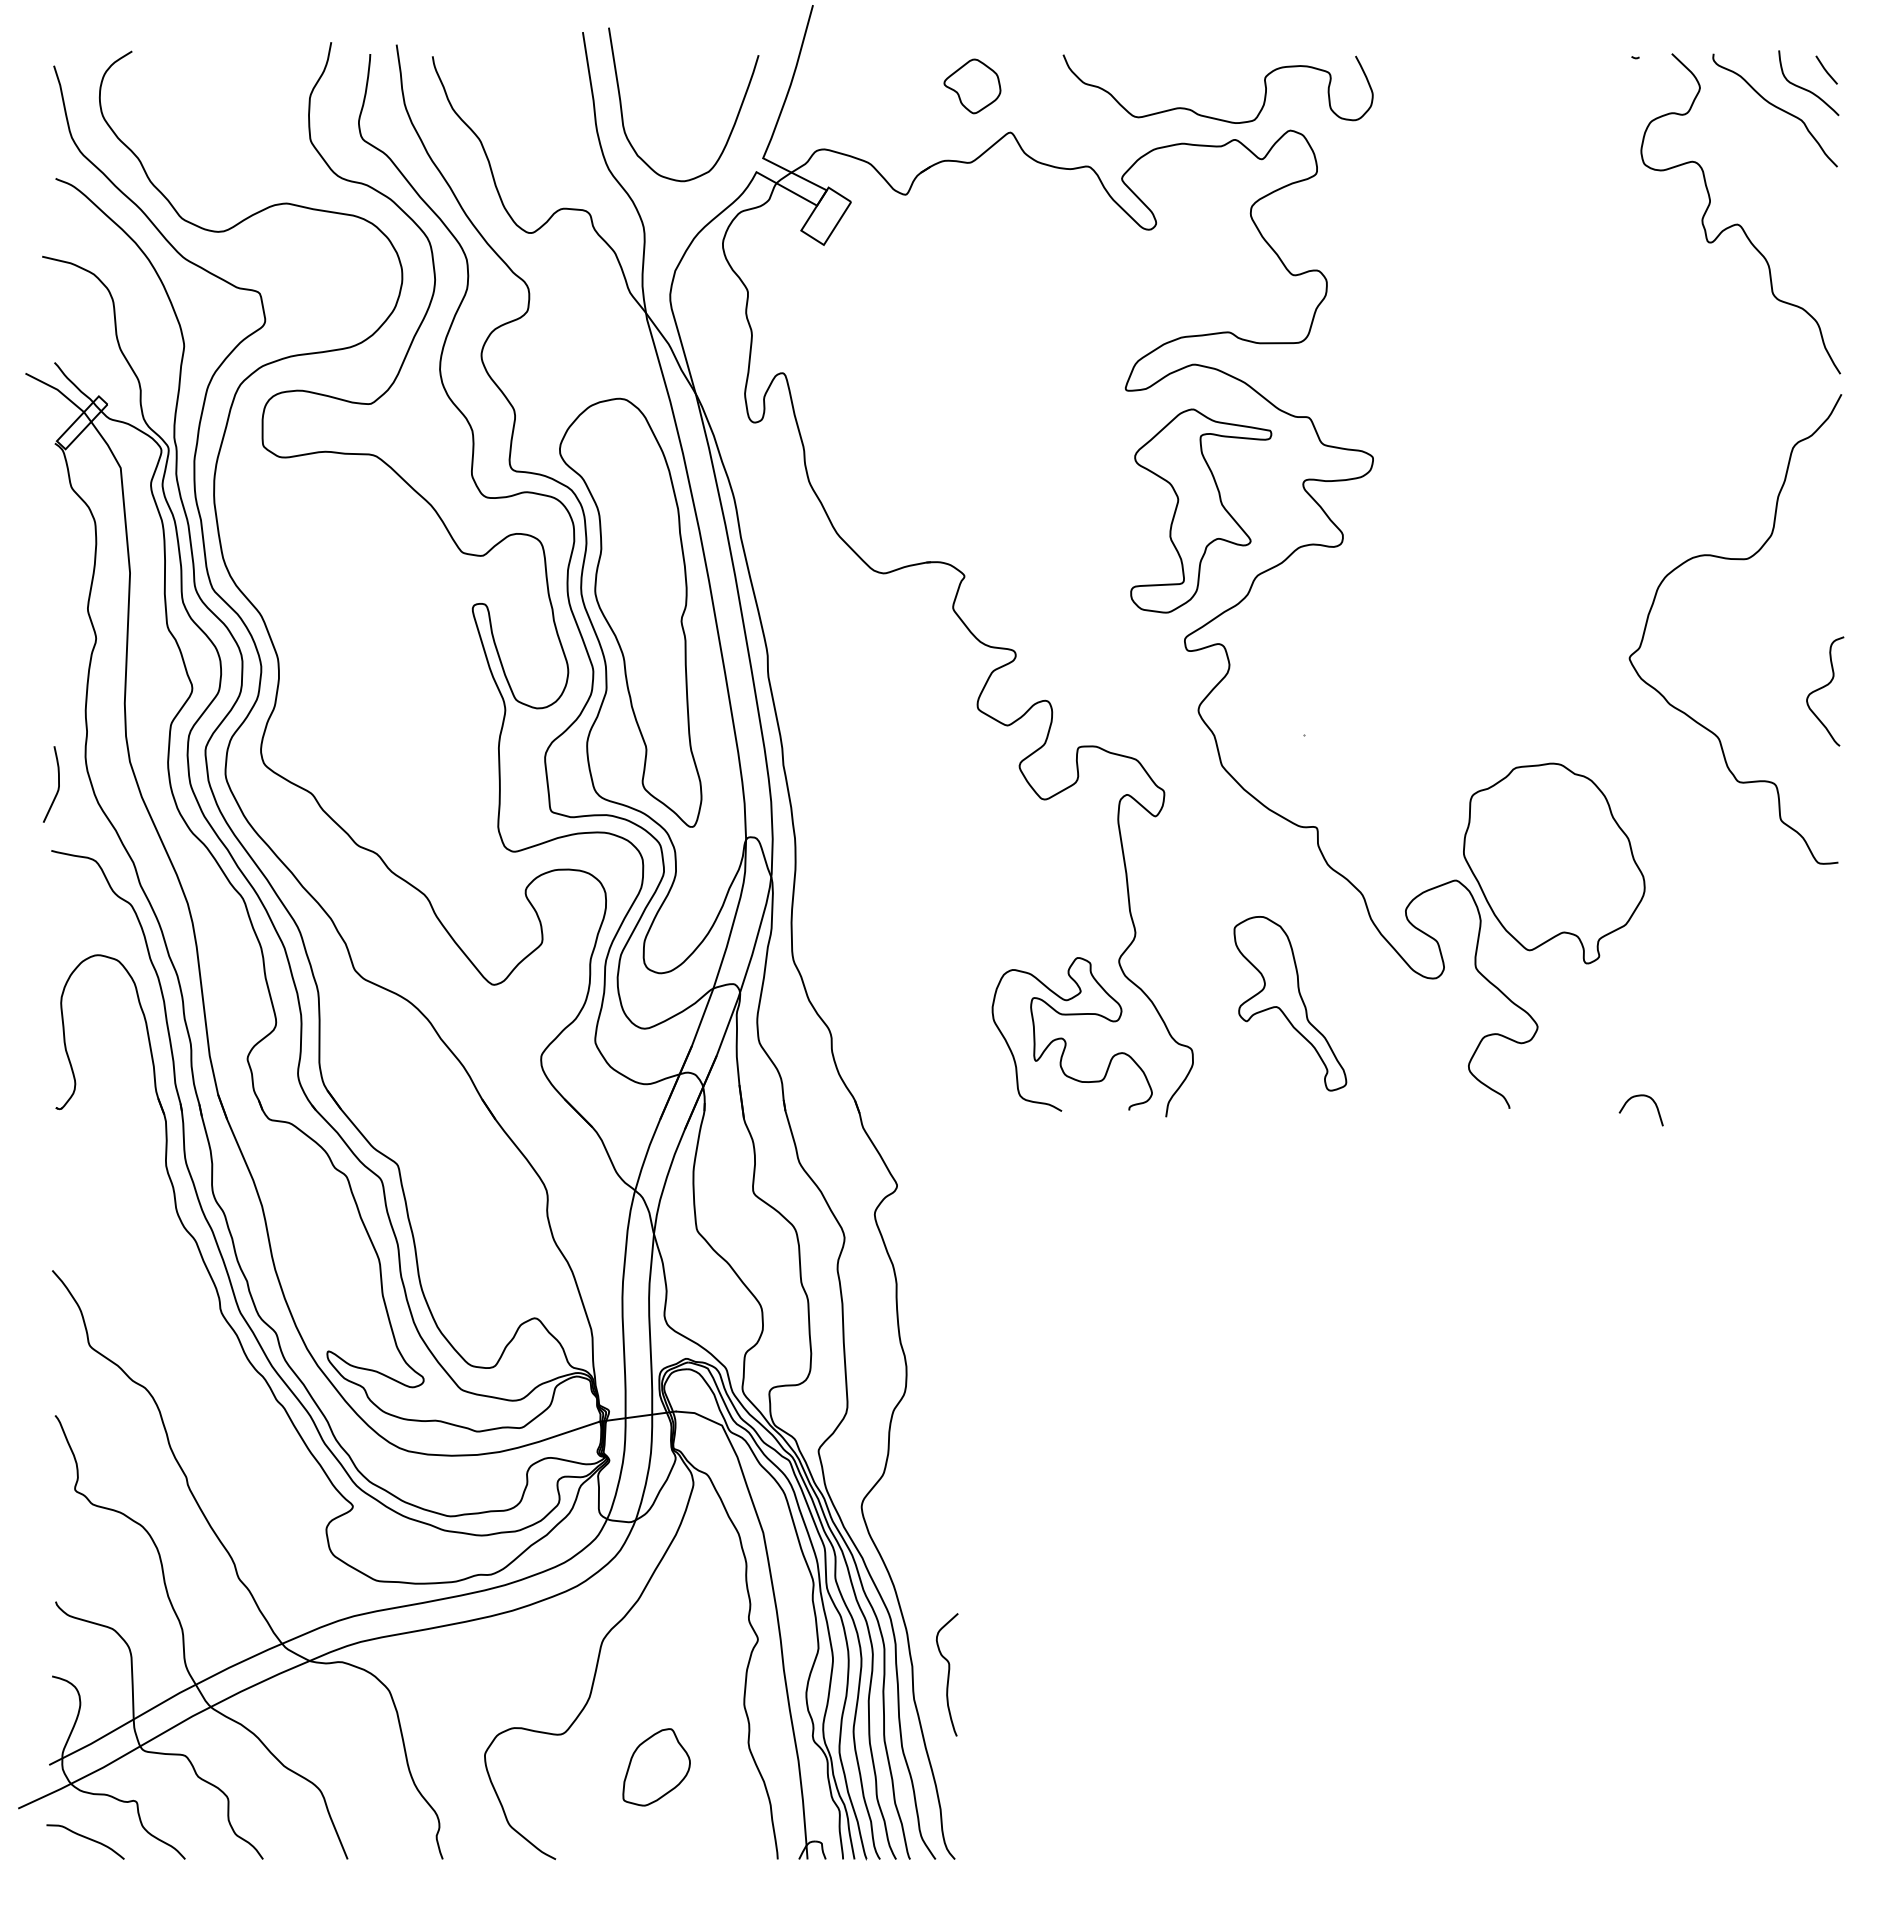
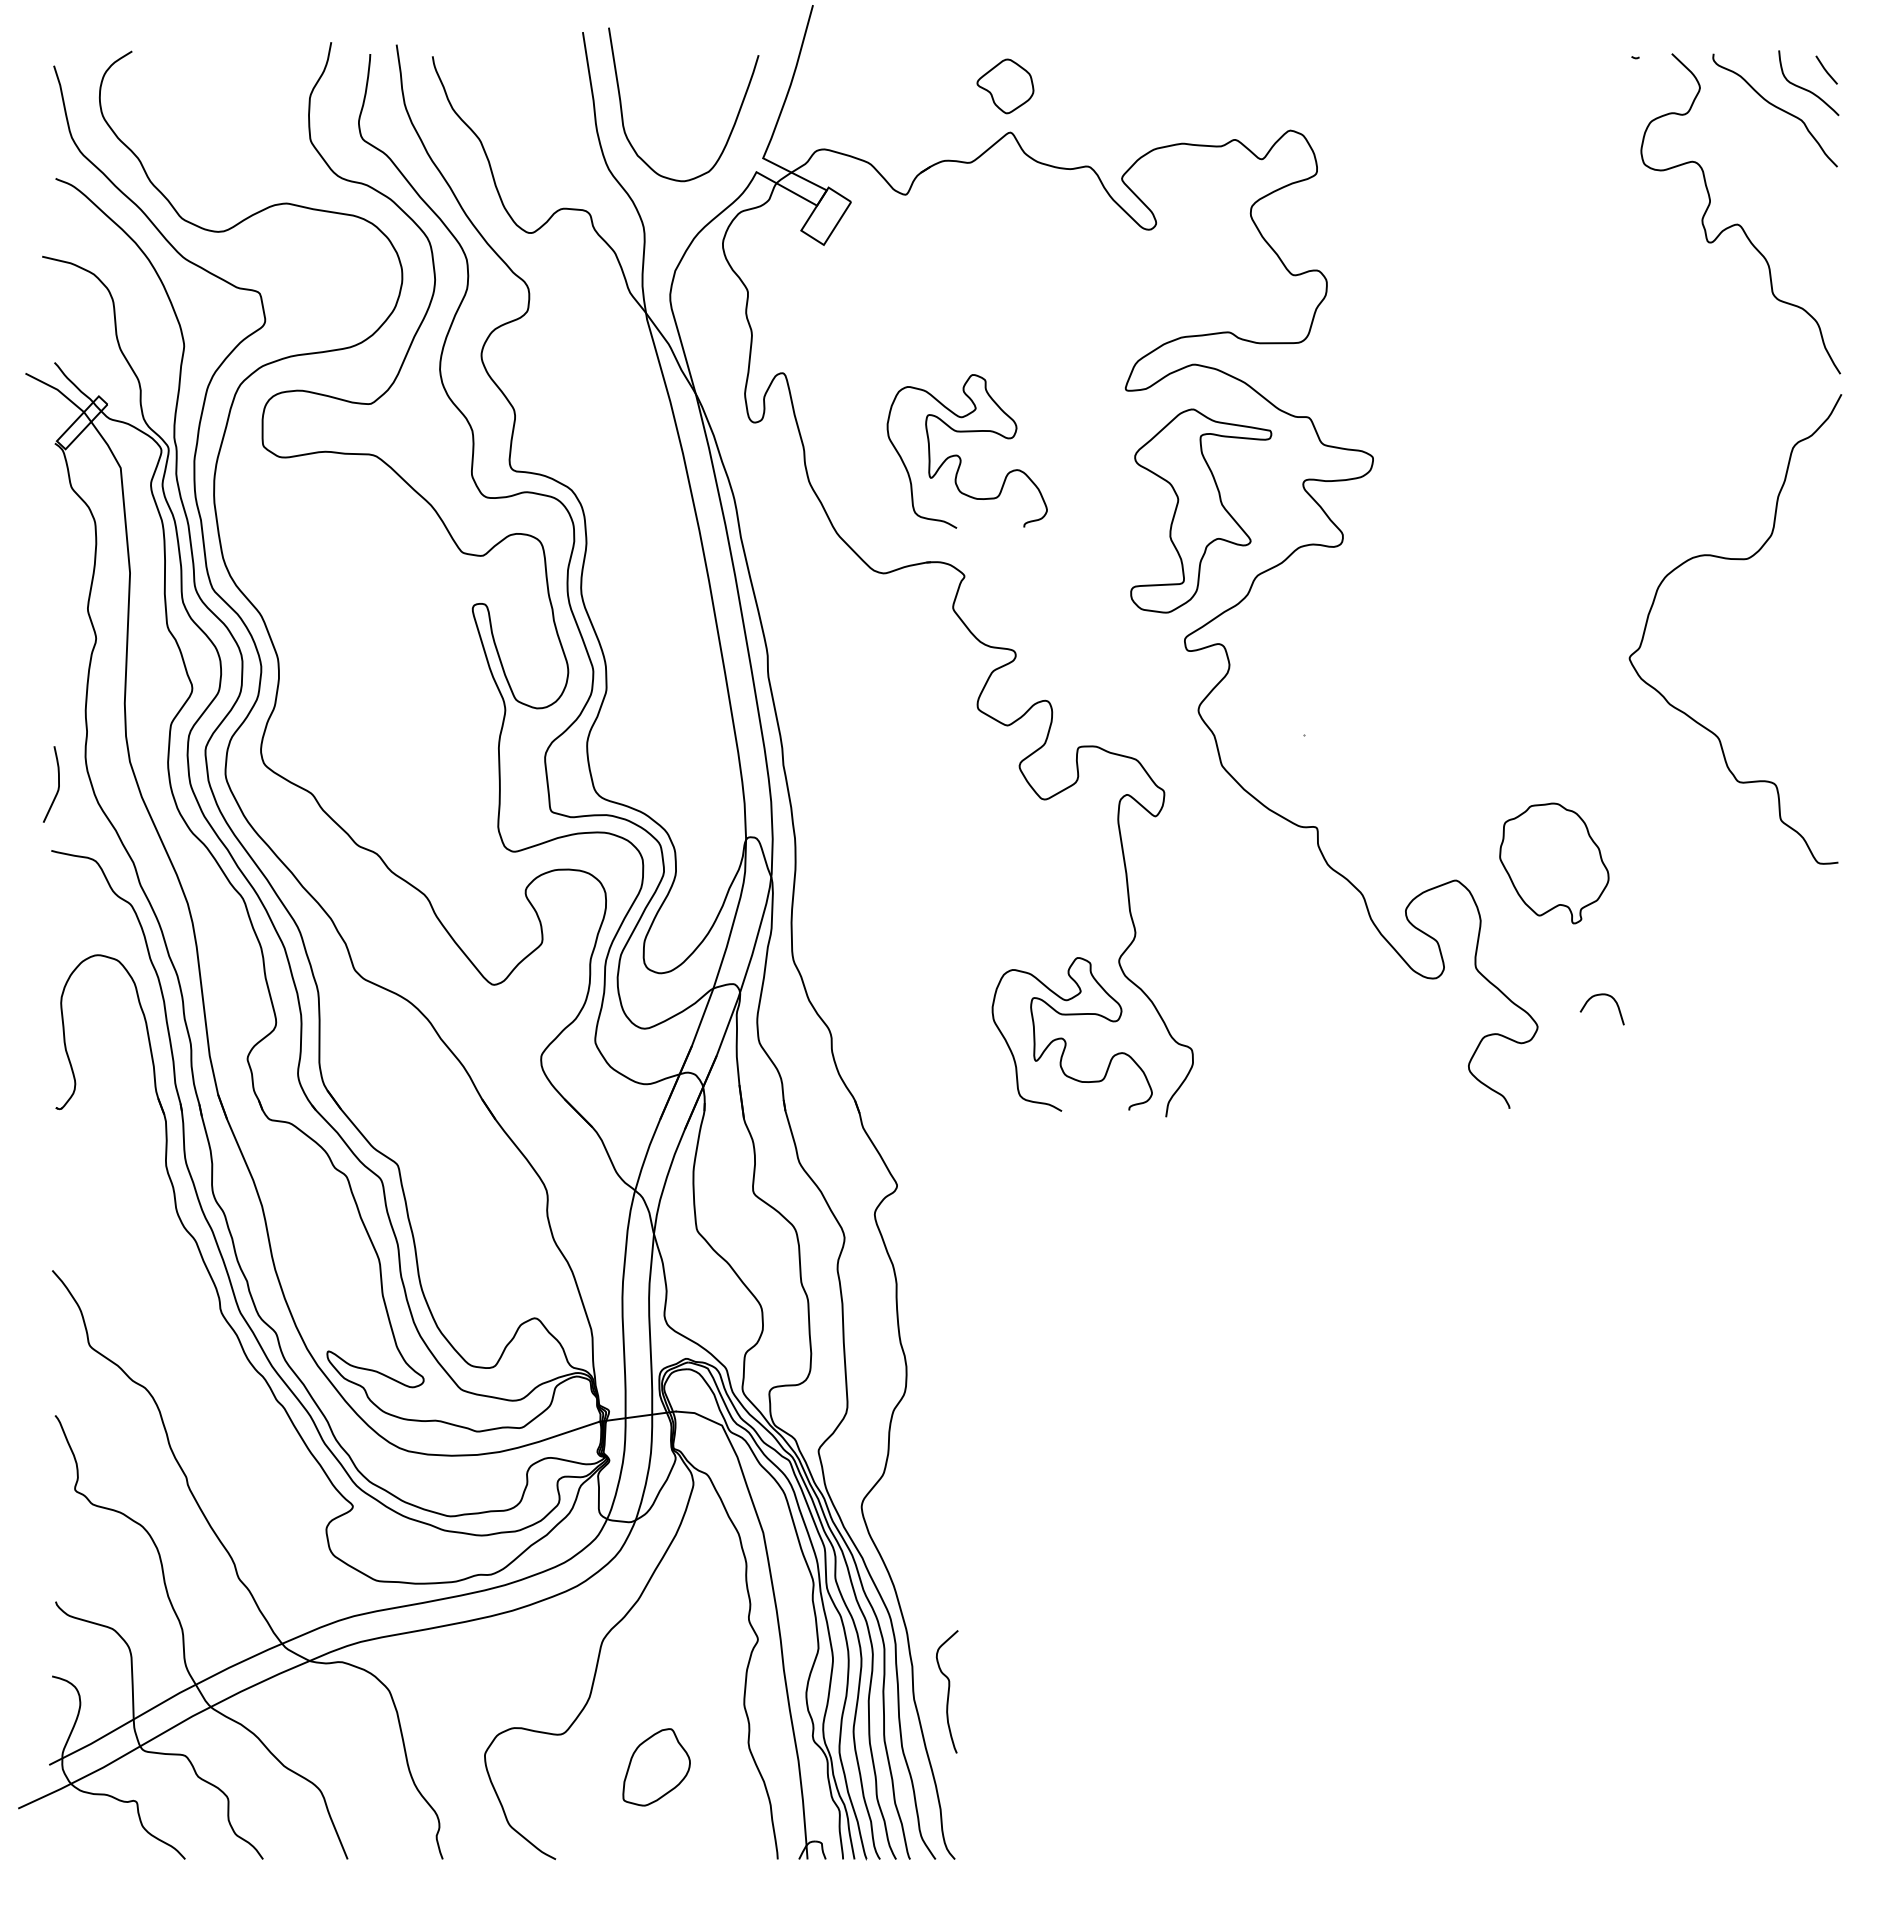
part position: (972, 86) -> (1005, 86) (1005, 86)
curve: present -> none (1210, 116)
curve: none -> present (960, 457)
part: present -> none (630, 612)
curve: present -> none (1824, 687)
part size: 183x203 px -> 111x123 px (1554, 863)
part: present -> none (1290, 1003)
curve position: (1635, 1097) -> (1596, 996) (1596, 996)
curve position: (947, 1674) -> (947, 1691) (947, 1691)
curve: present -> none (87, 1839)
